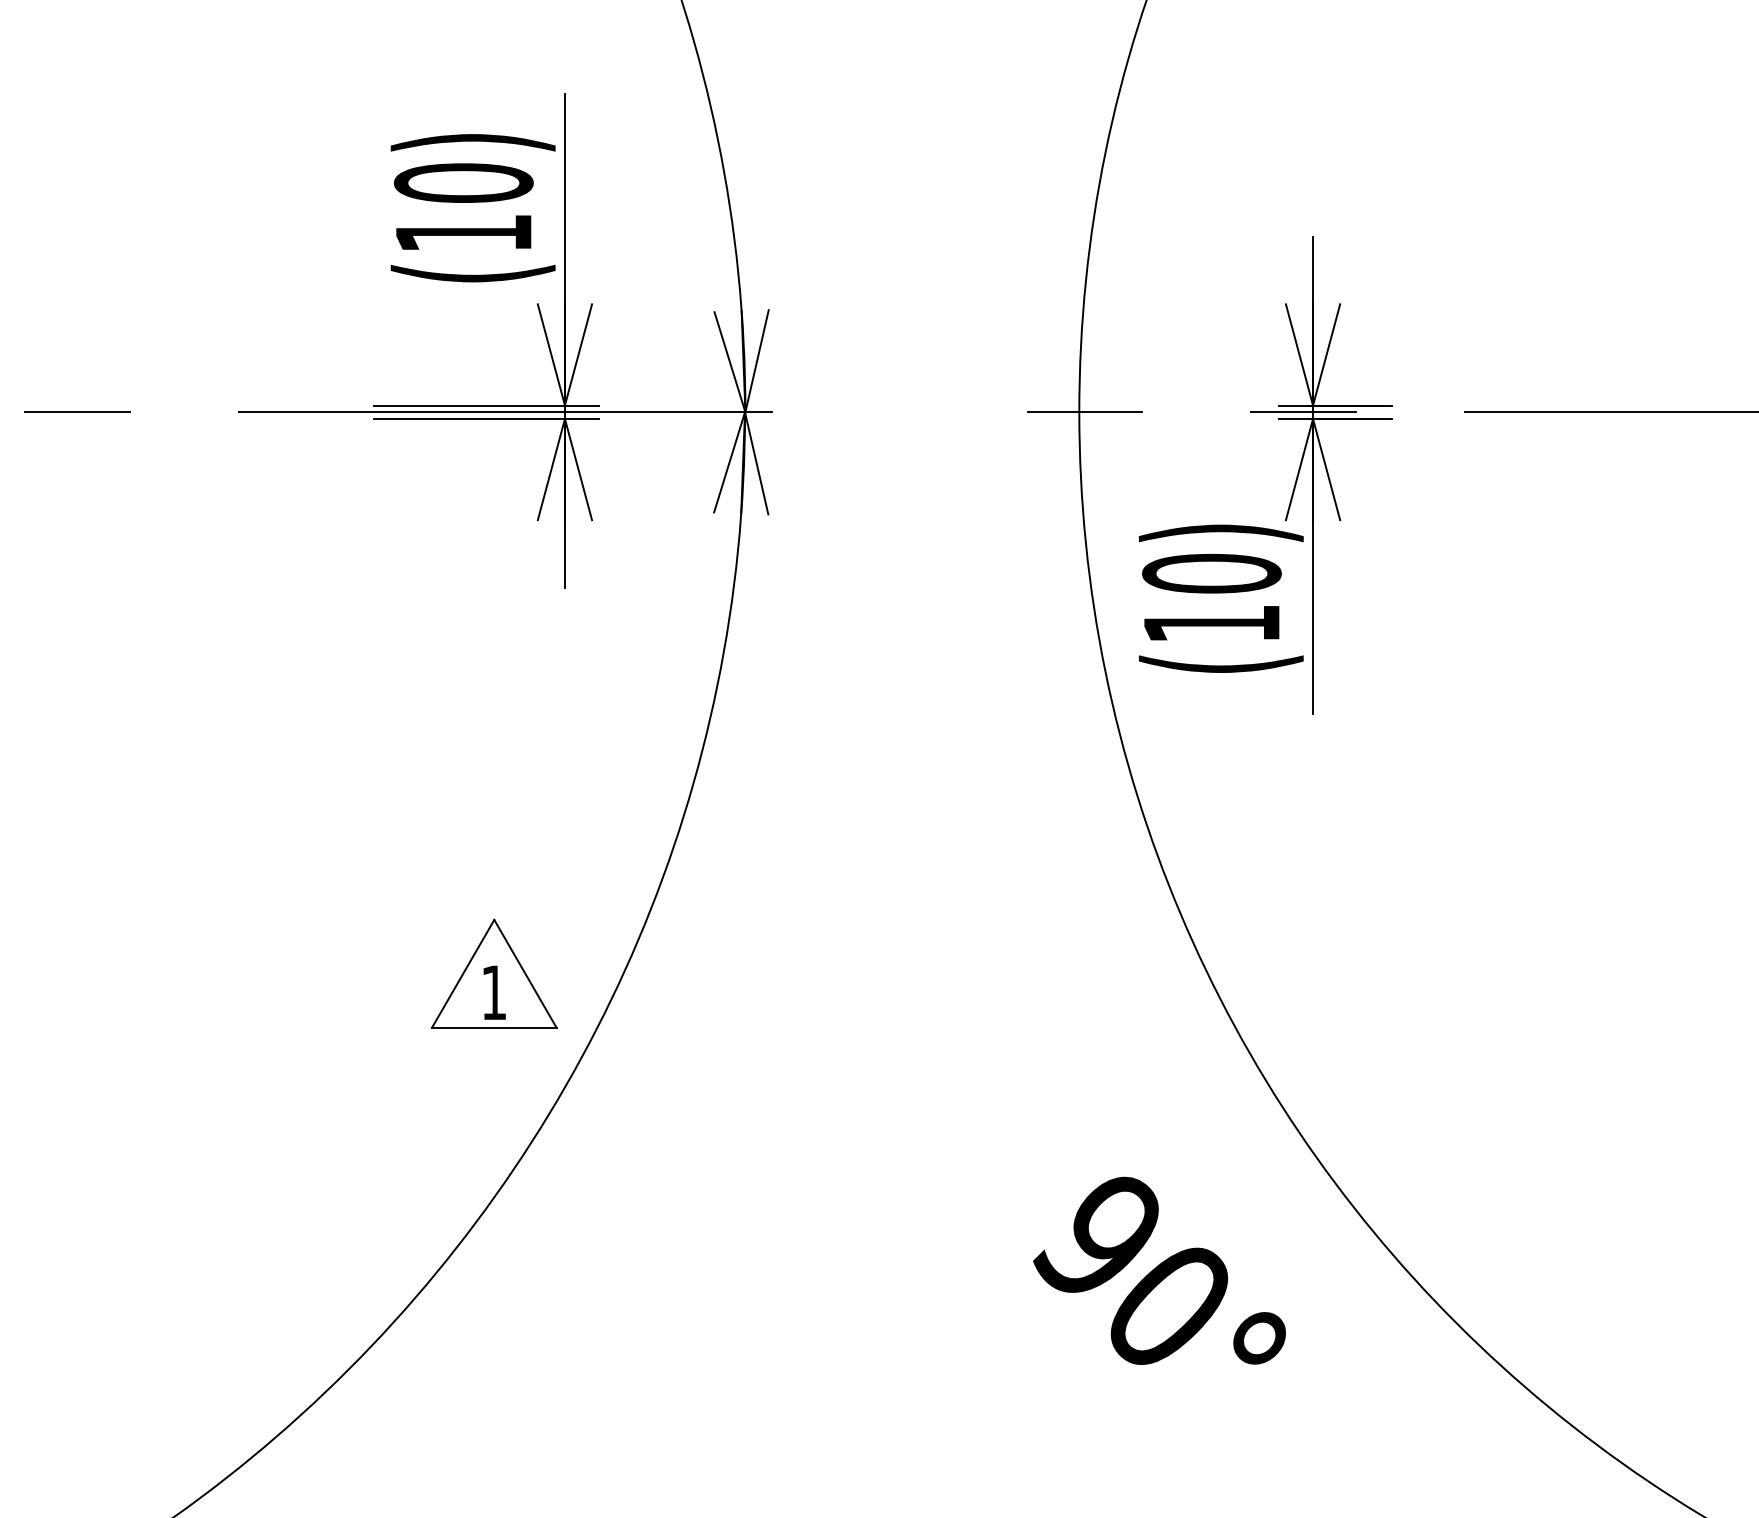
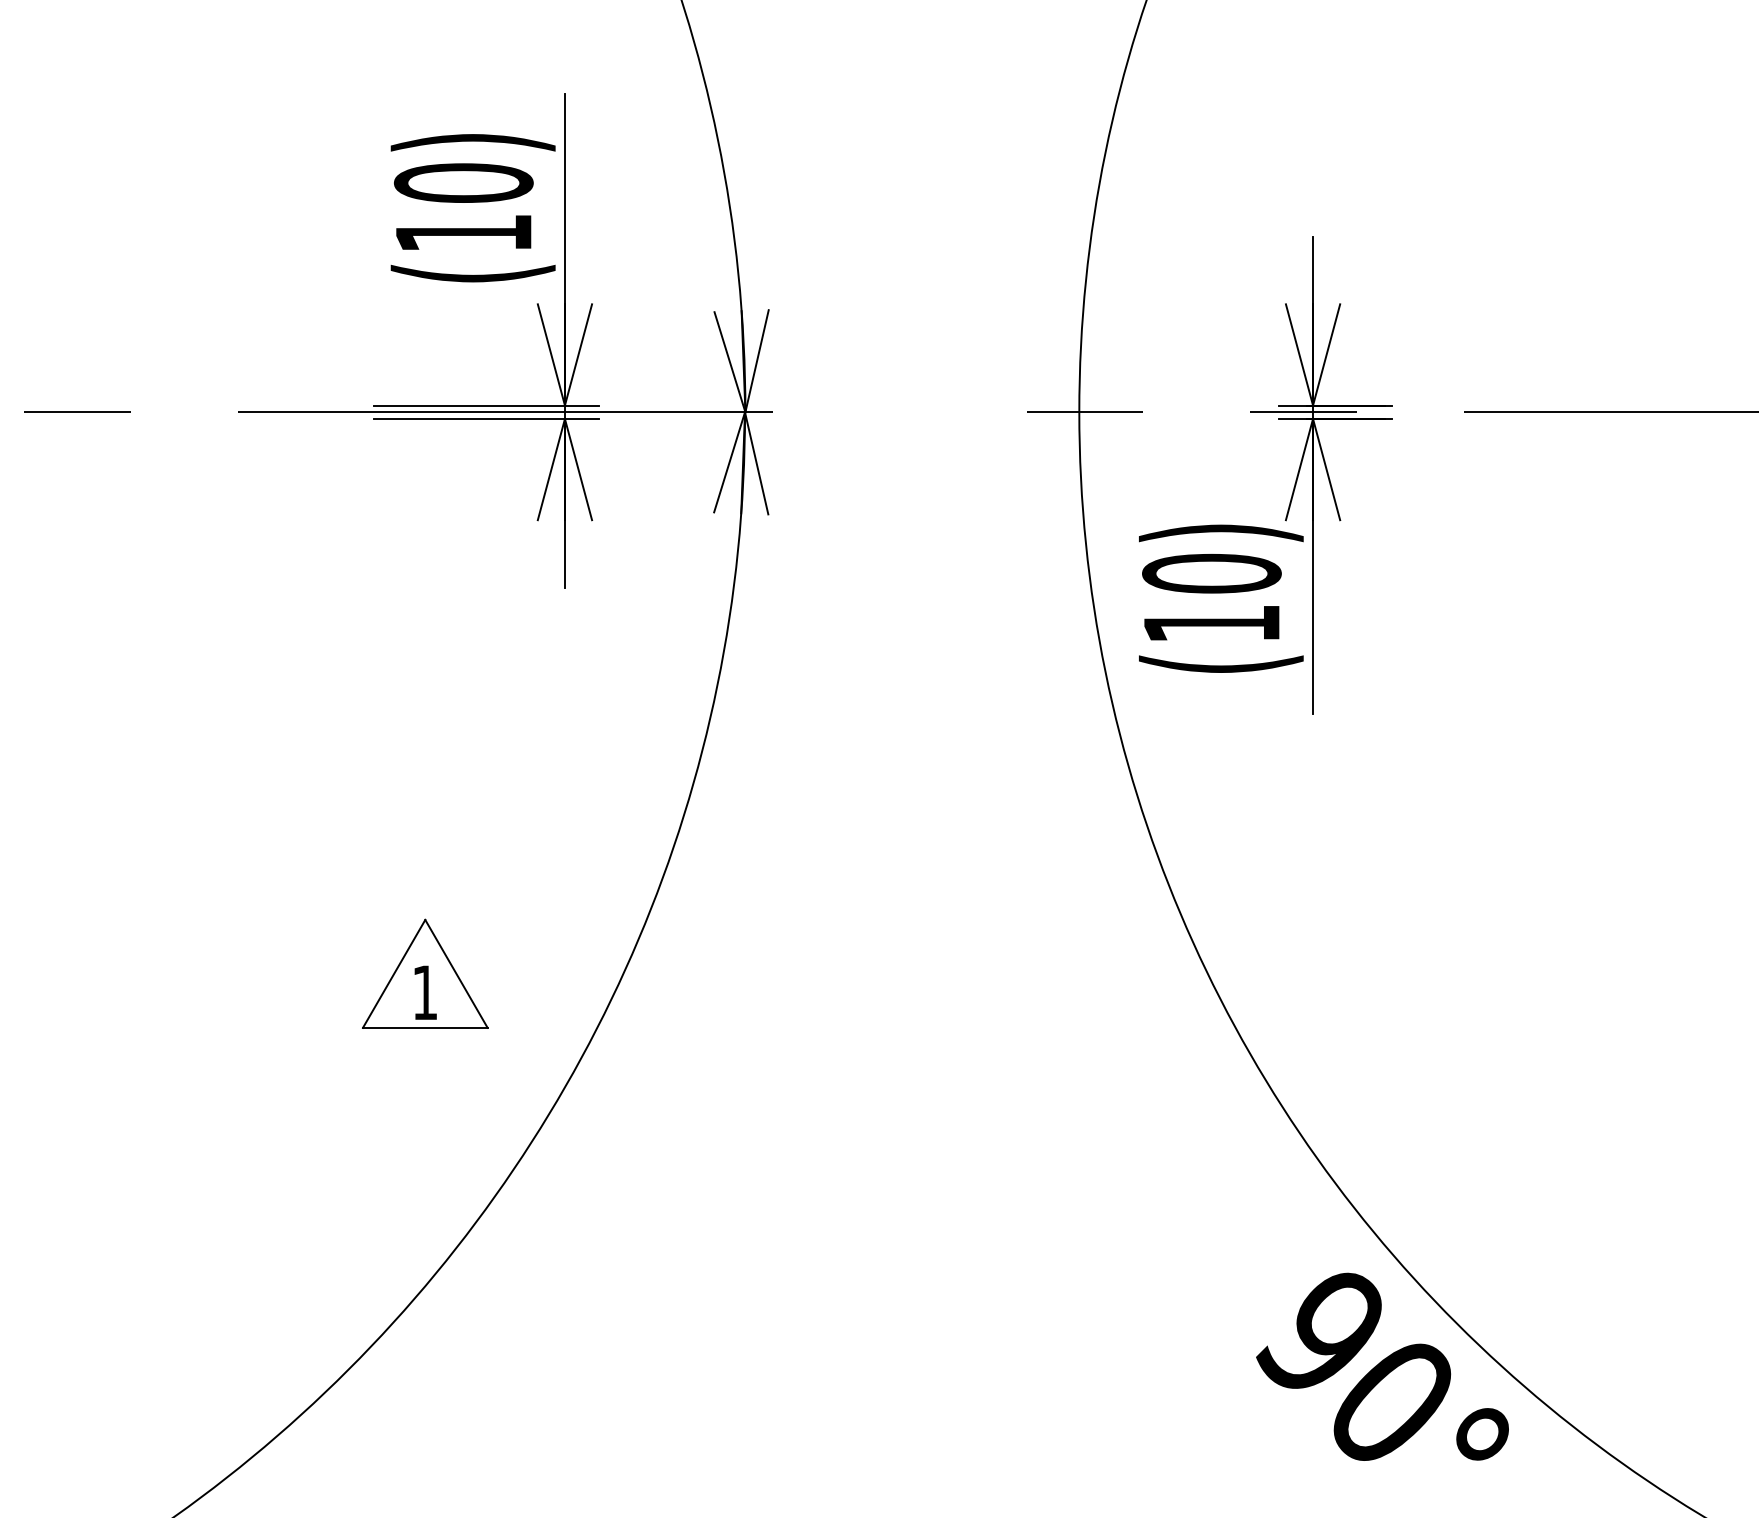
part position: (494, 973) -> (425, 973) (425, 973)
text position: (1159, 1270) -> (1382, 1366) (1382, 1366)
